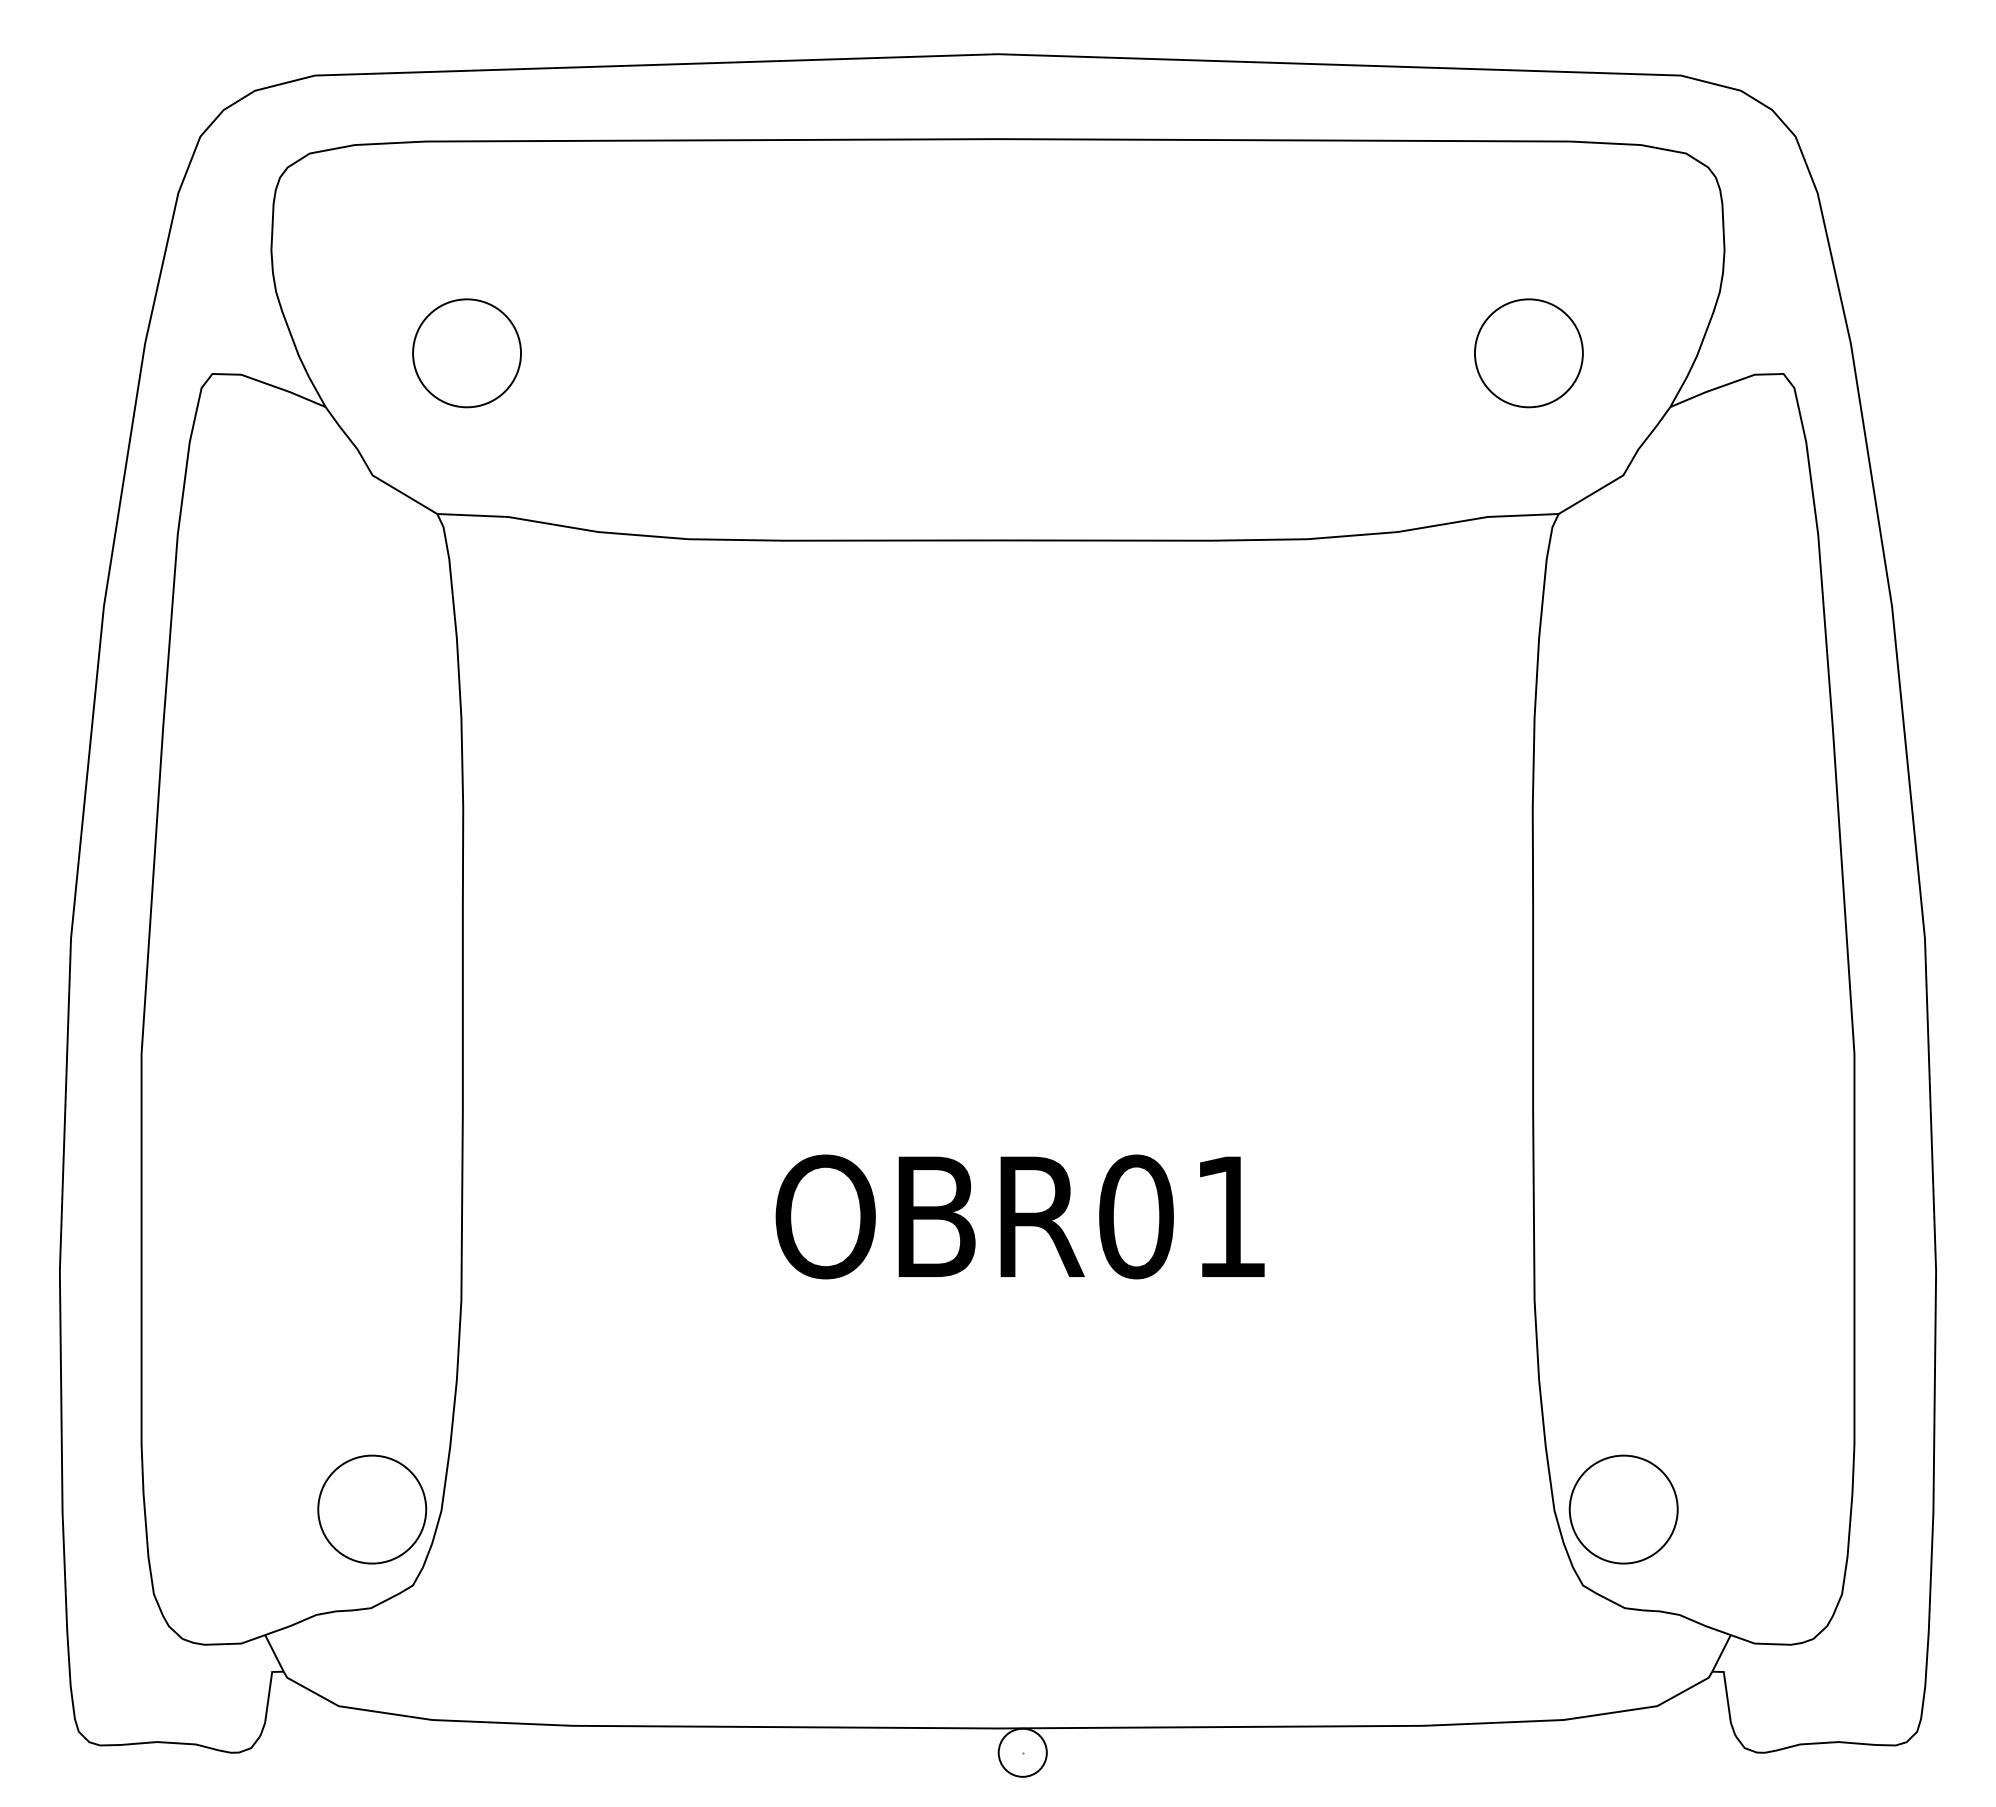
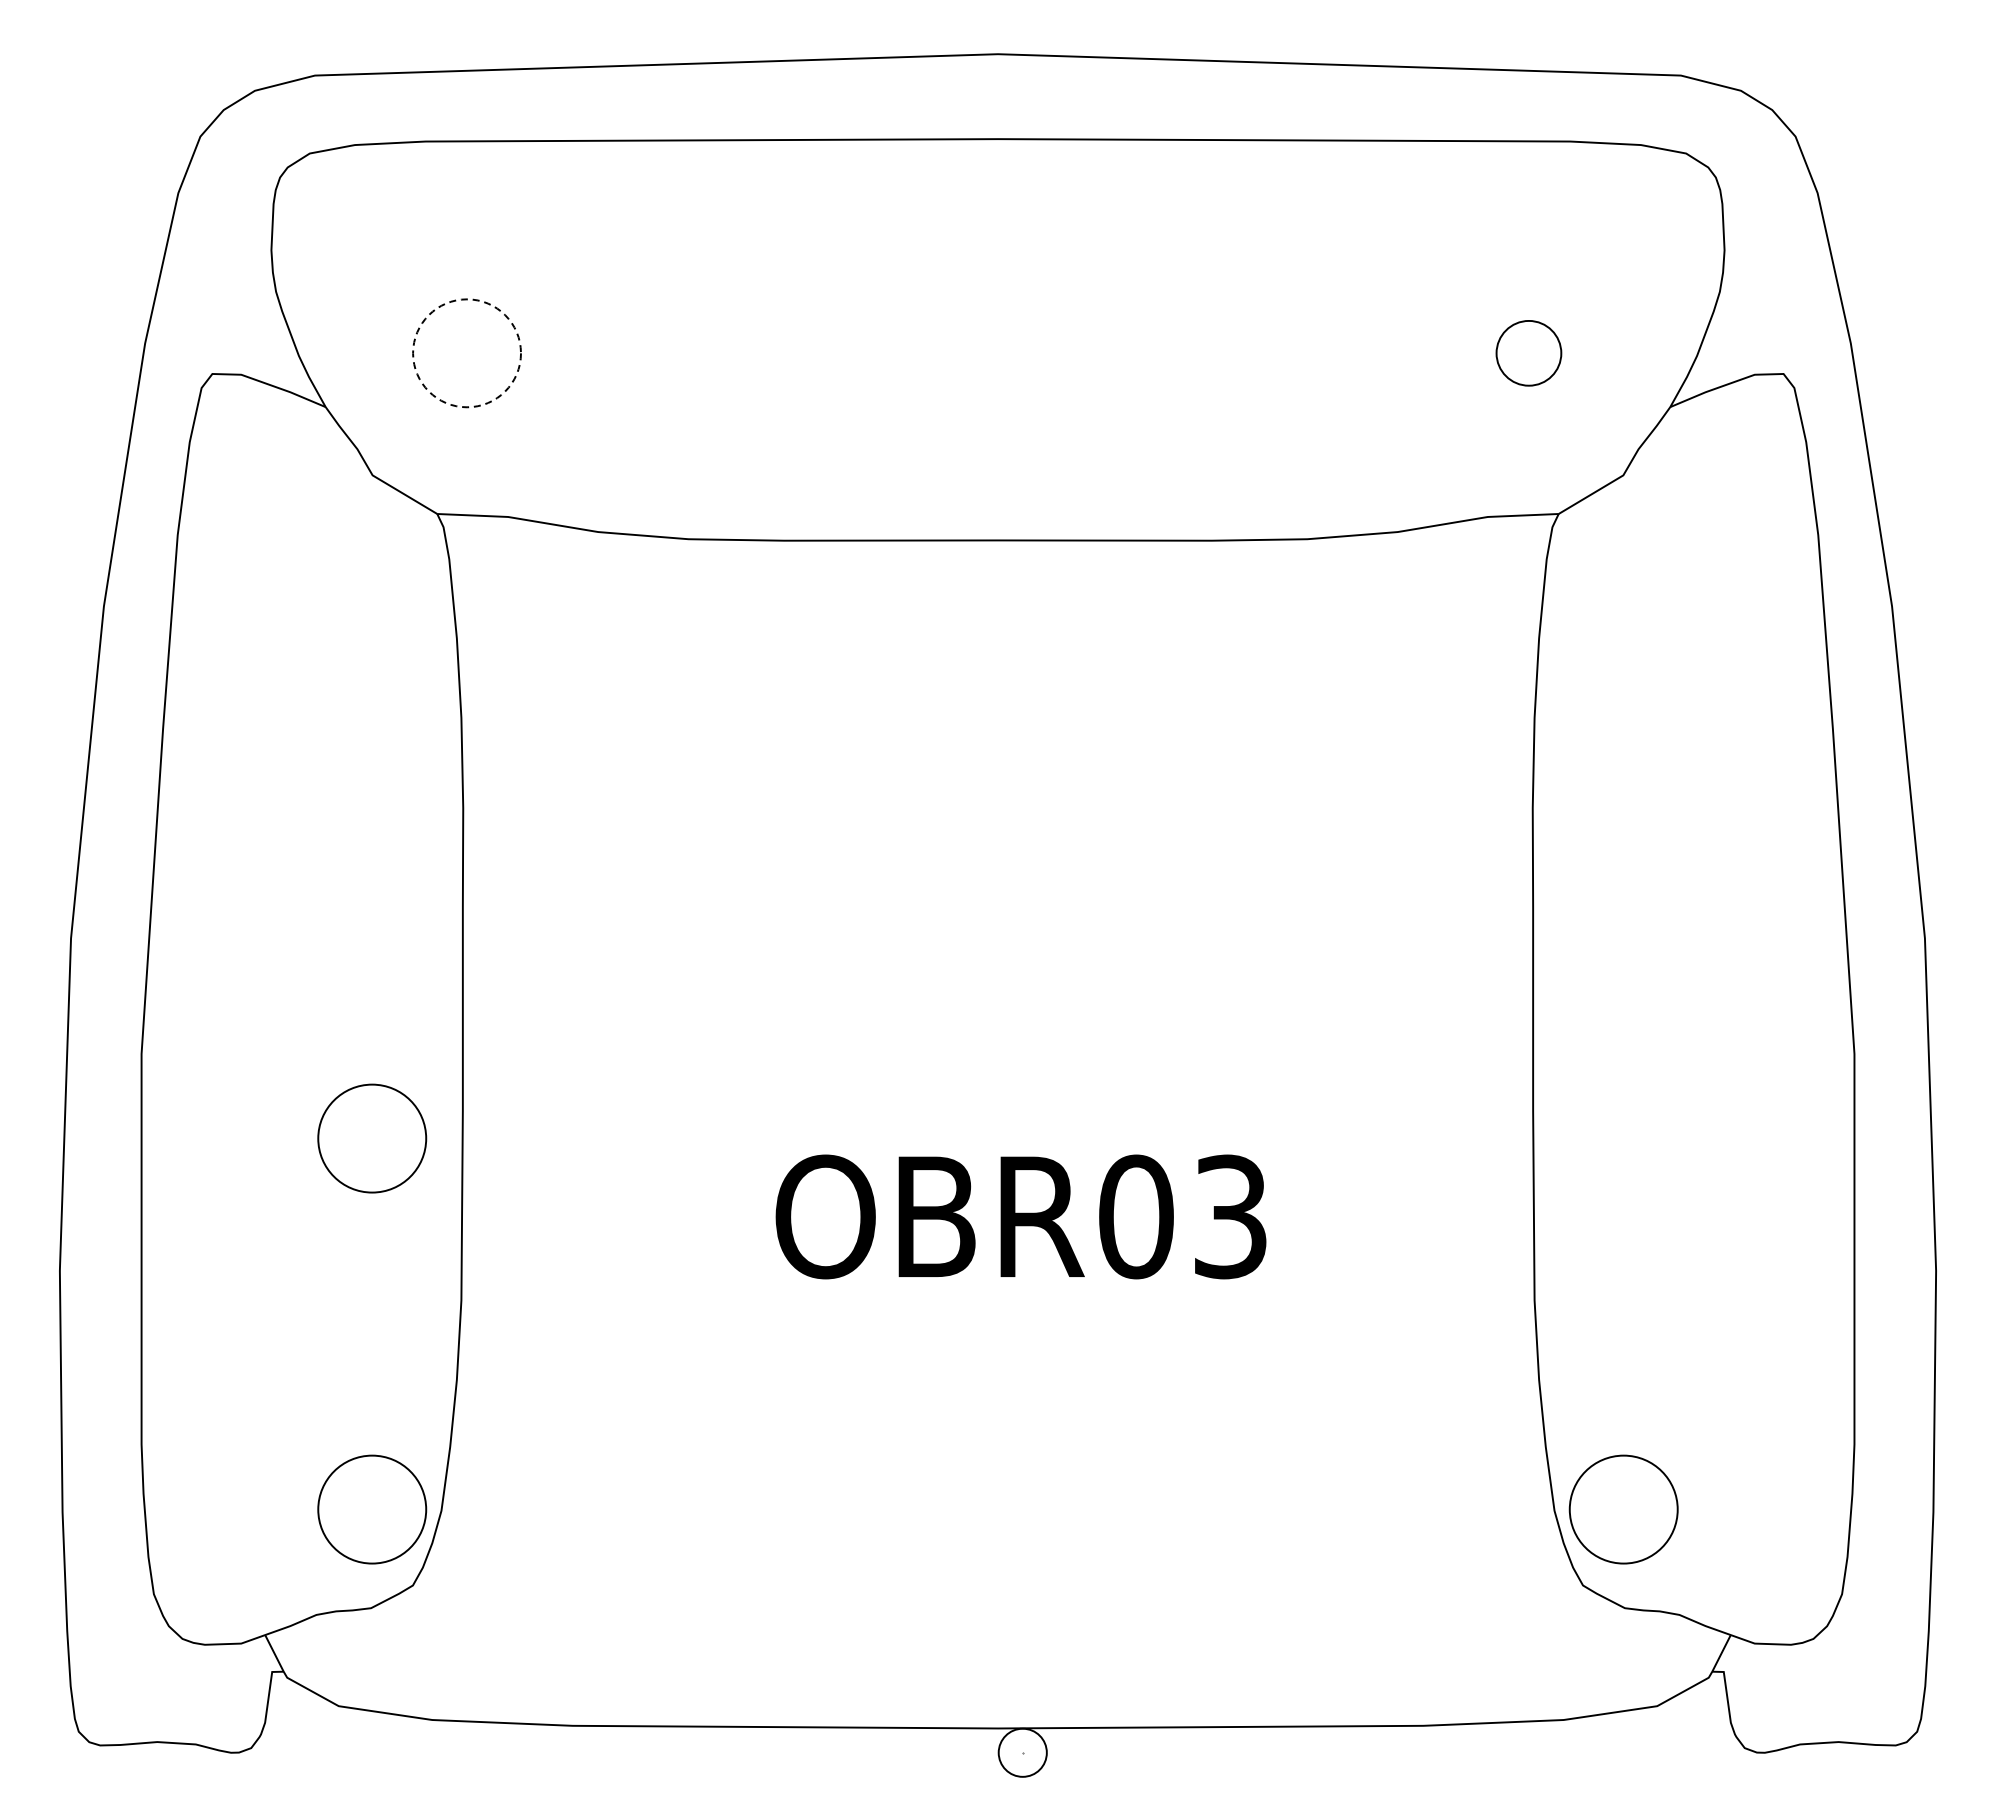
circle: solid -> dashed (467, 353)
circle diameter: 108 px -> 65 px (1528, 352)
circle: none -> present (372, 1138)
text: OBR01 -> OBR03 (1230, 1216)
